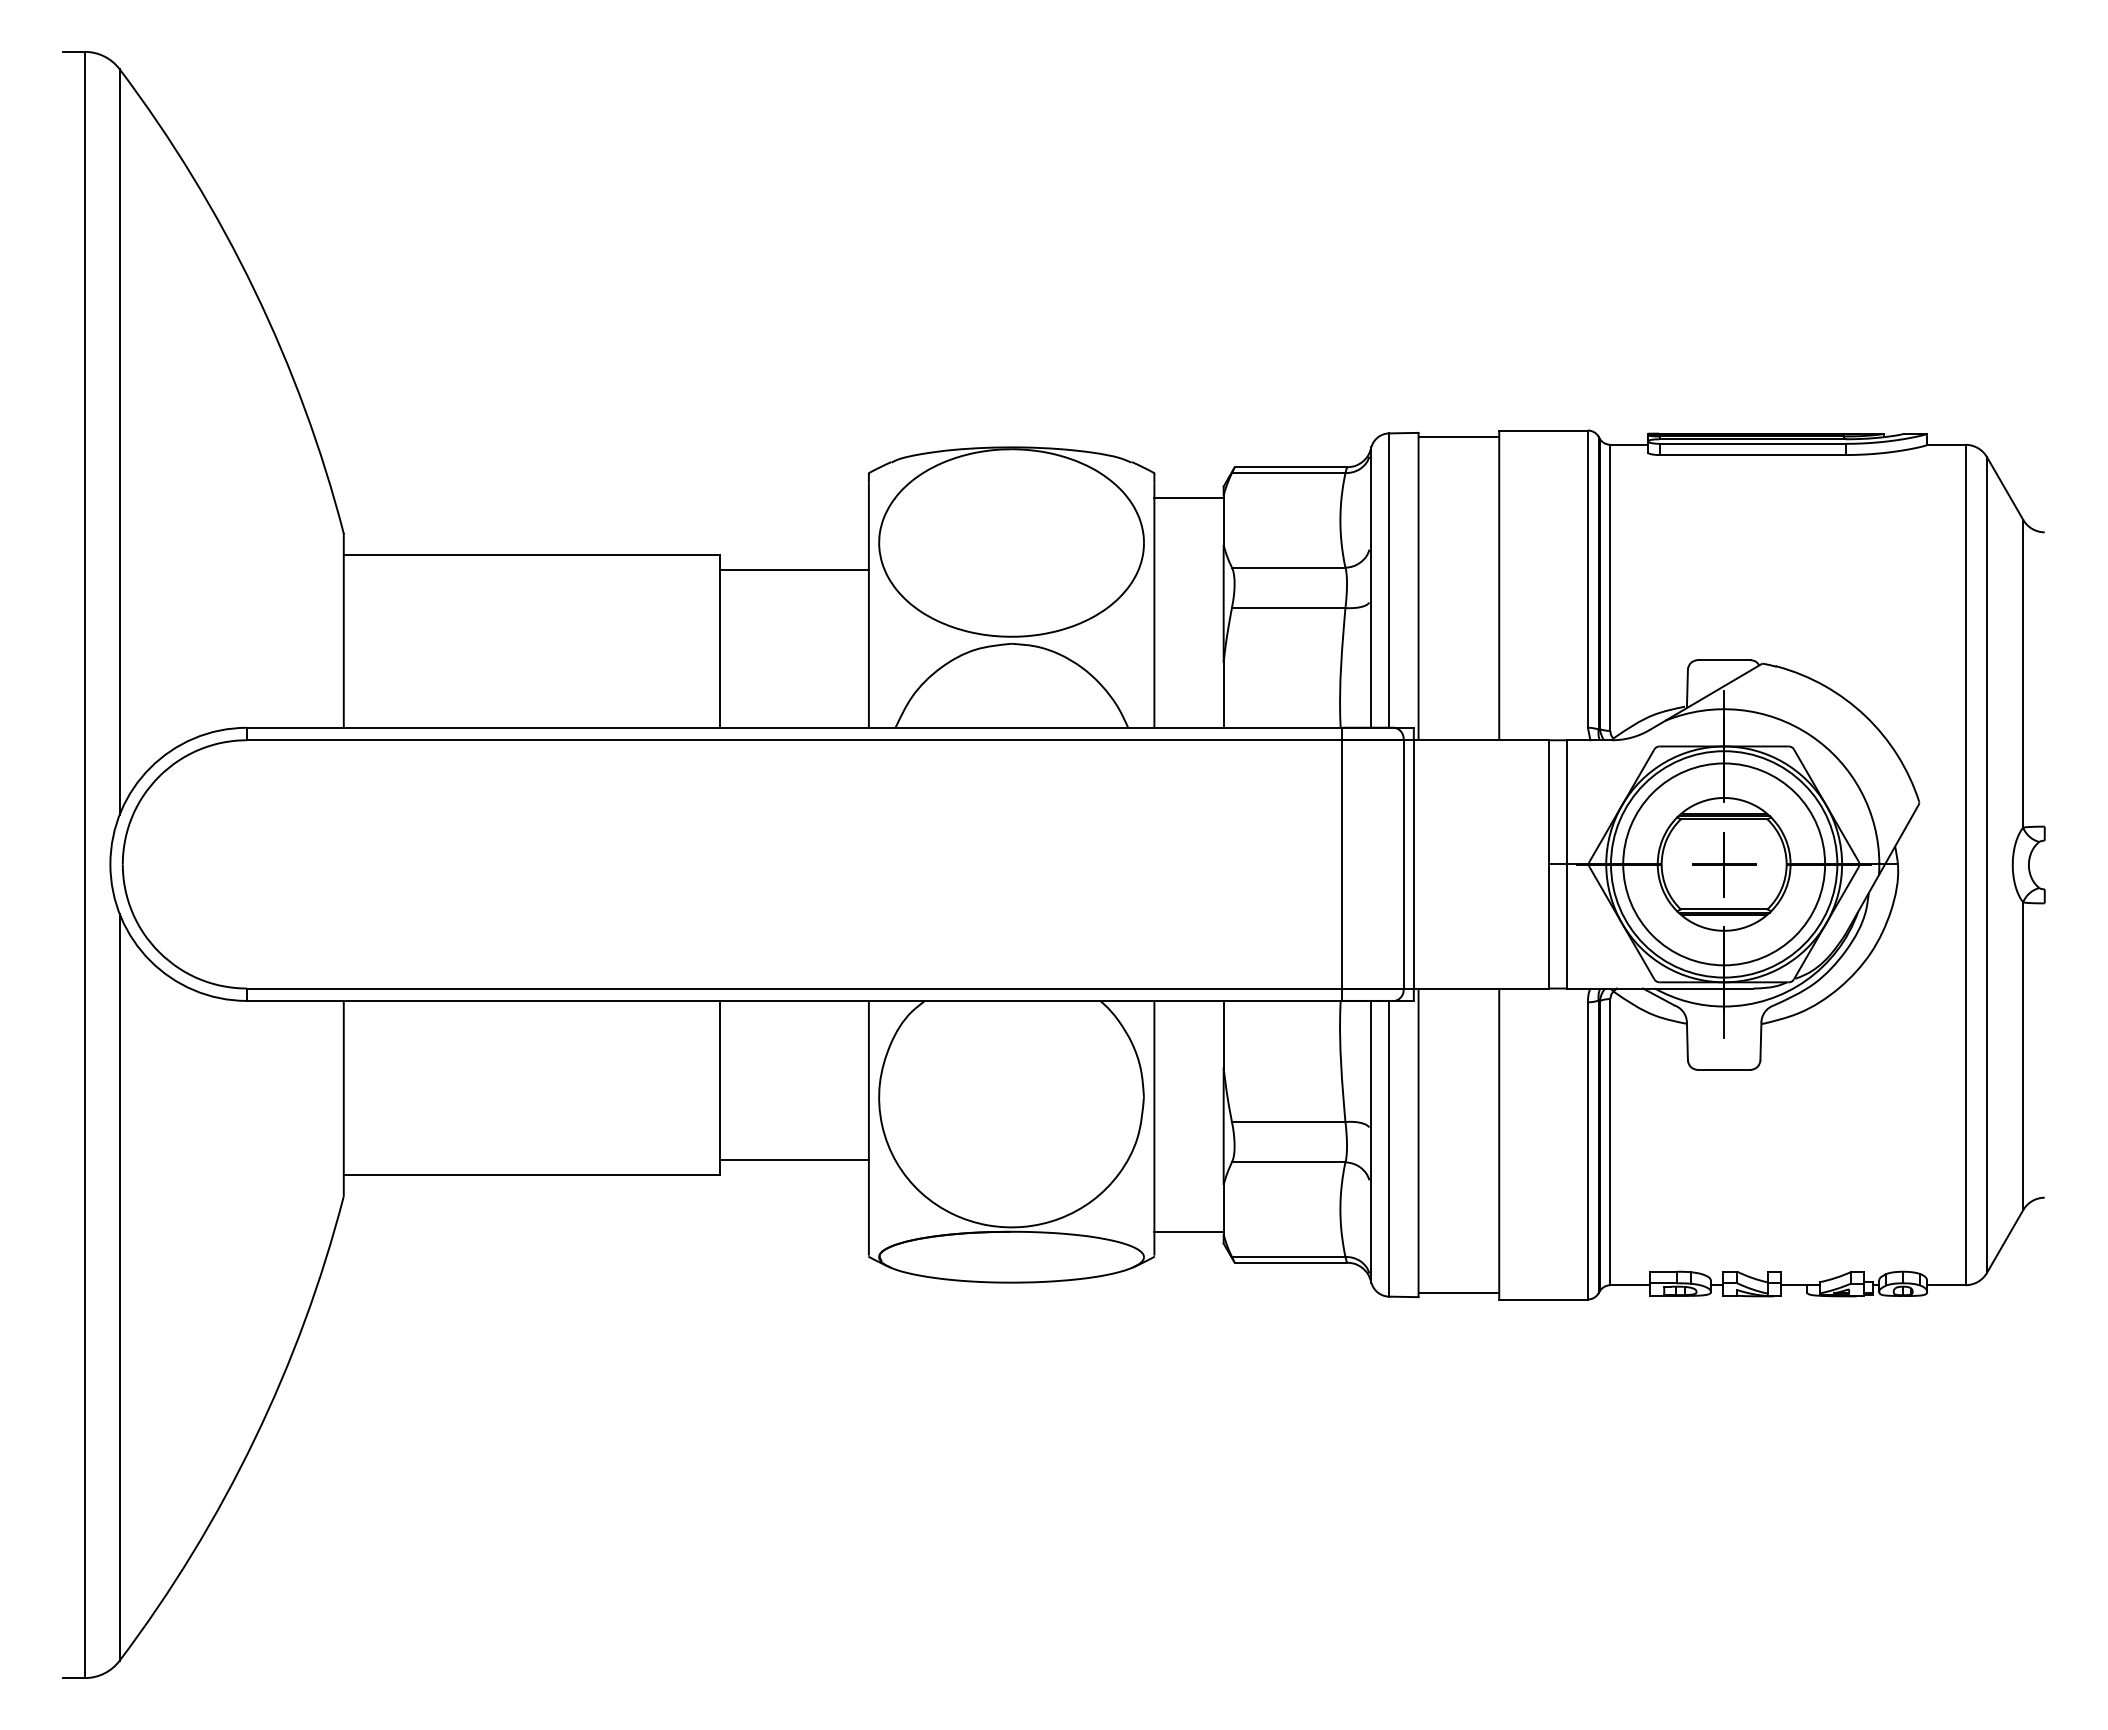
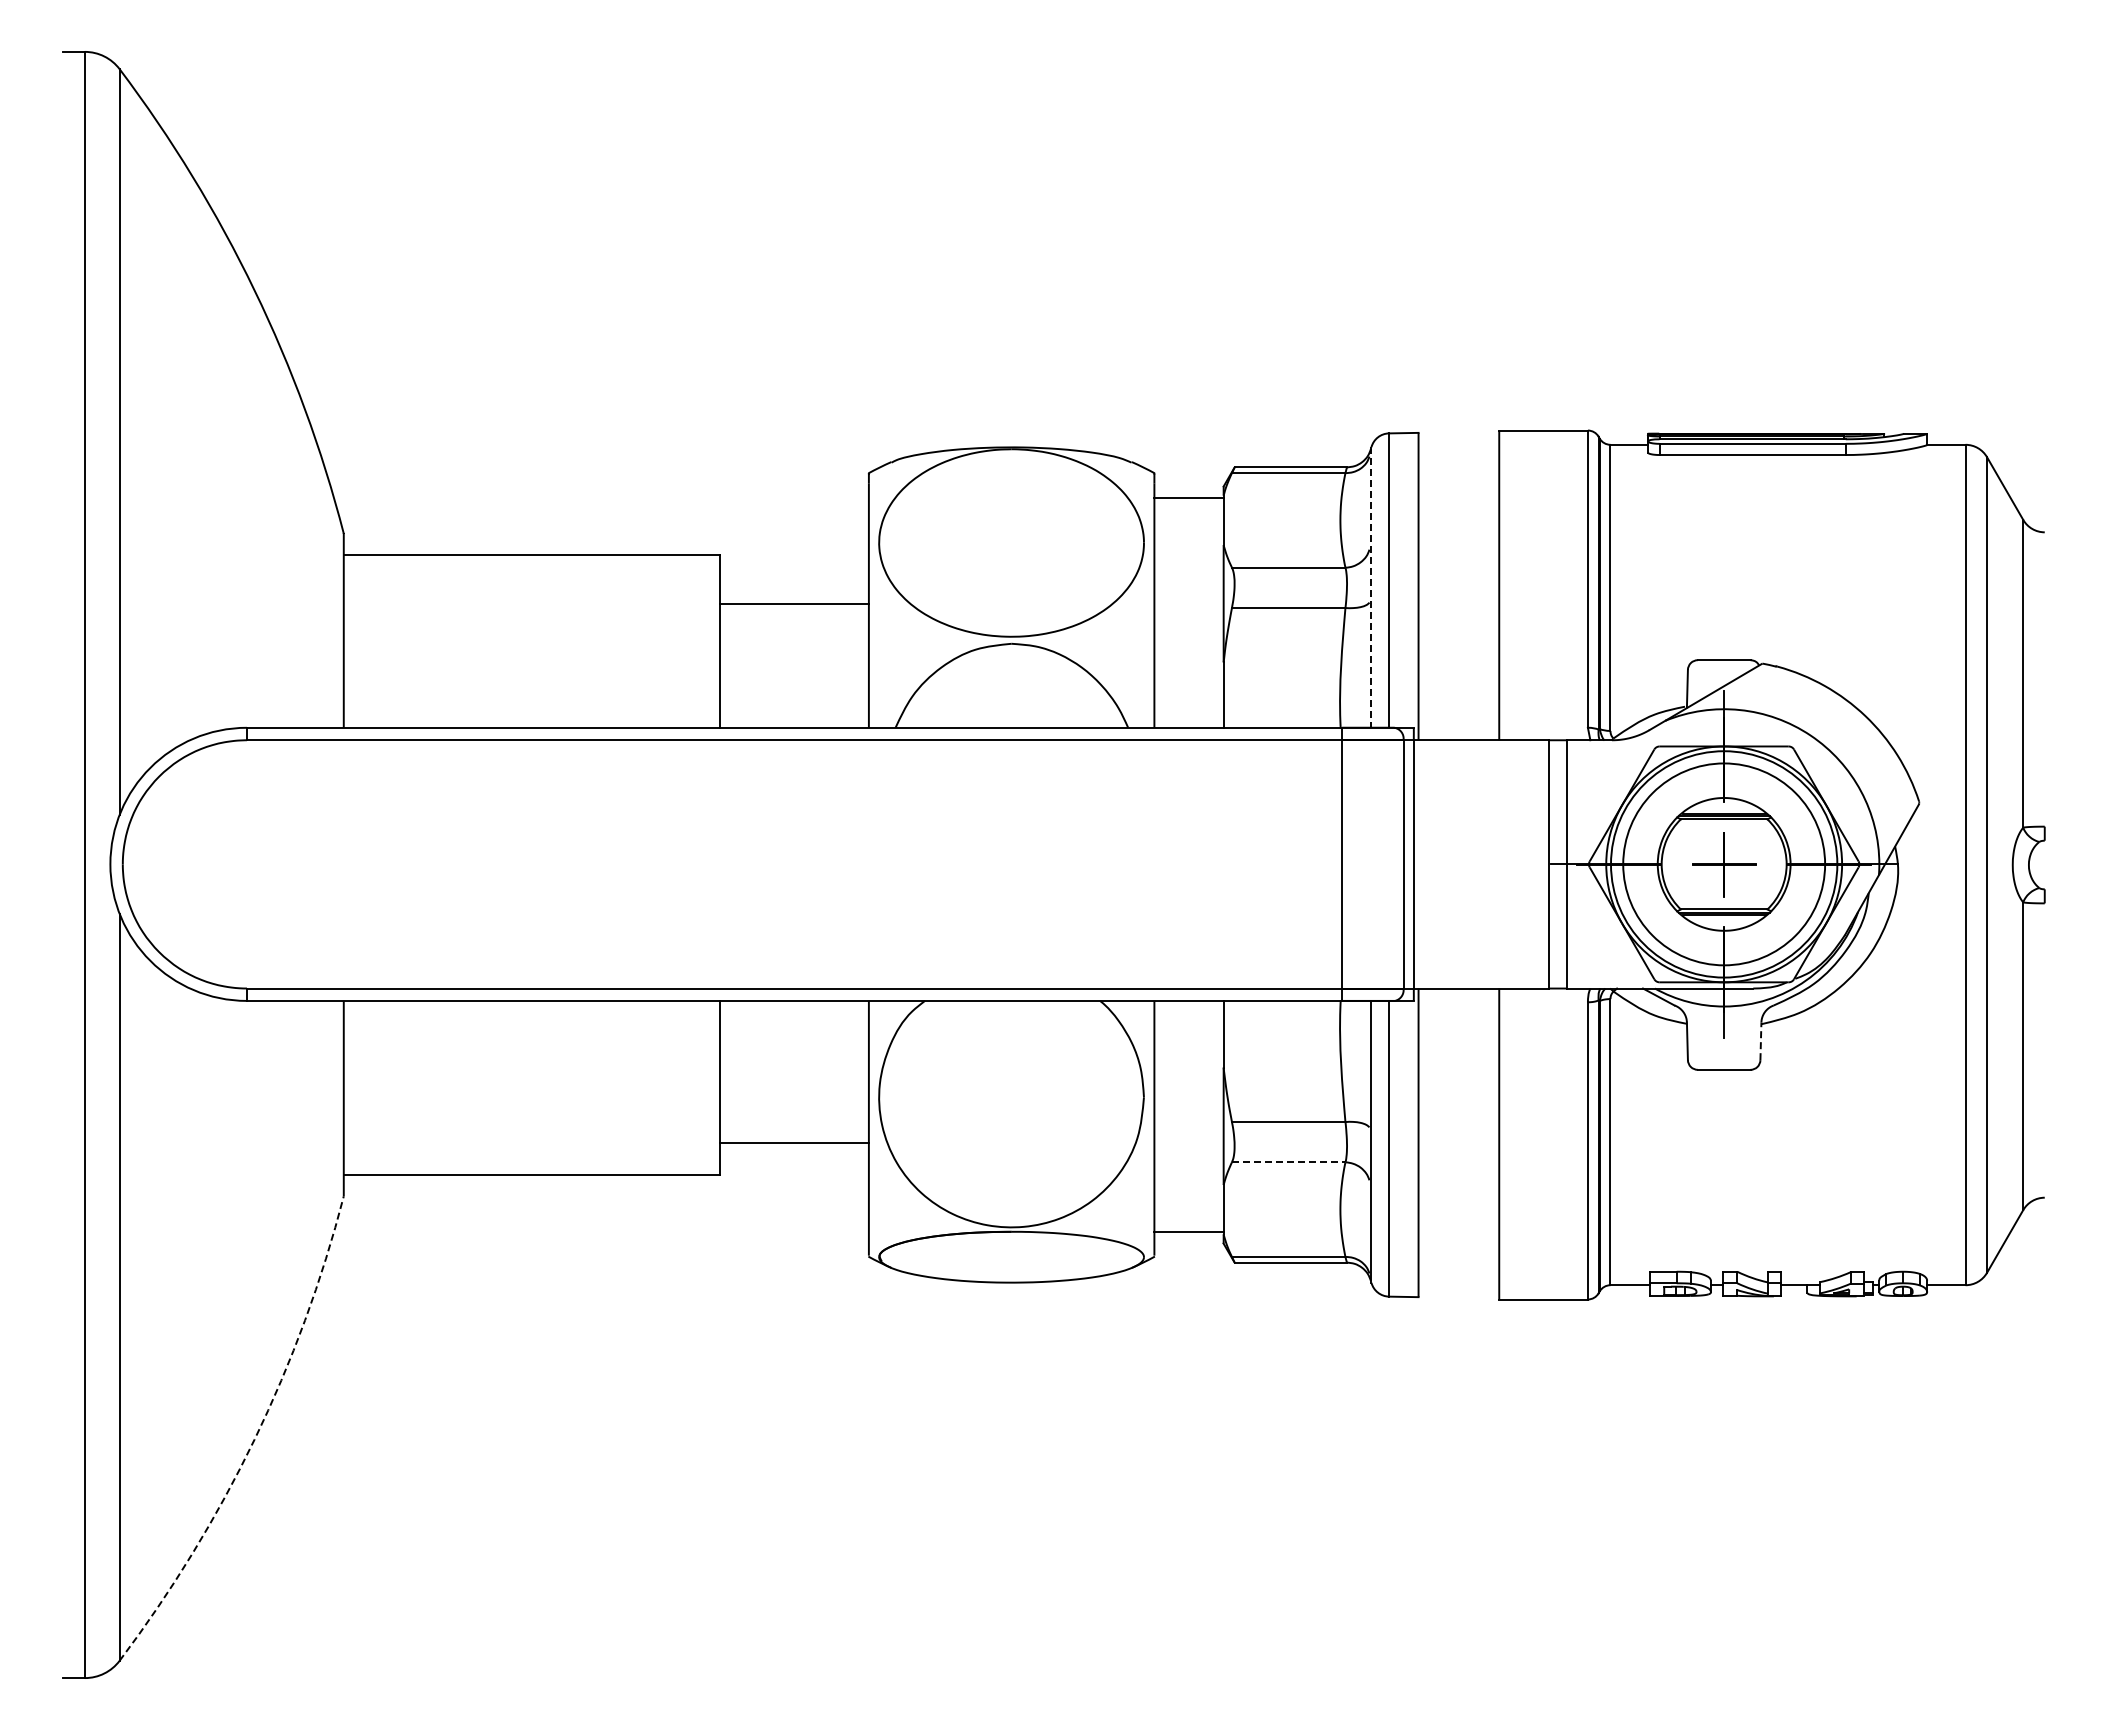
line: present -> none (1458, 436)
line position: (793, 570) -> (793, 604) (793, 604)
line: solid -> dashed (1371, 587)
line: solid -> dashed (1760, 1041)
line position: (793, 1159) -> (793, 1142) (793, 1142)
line: solid -> dashed (1288, 1162)
line: present -> none (1458, 1293)
arc: solid -> dashed (254, 1439)
